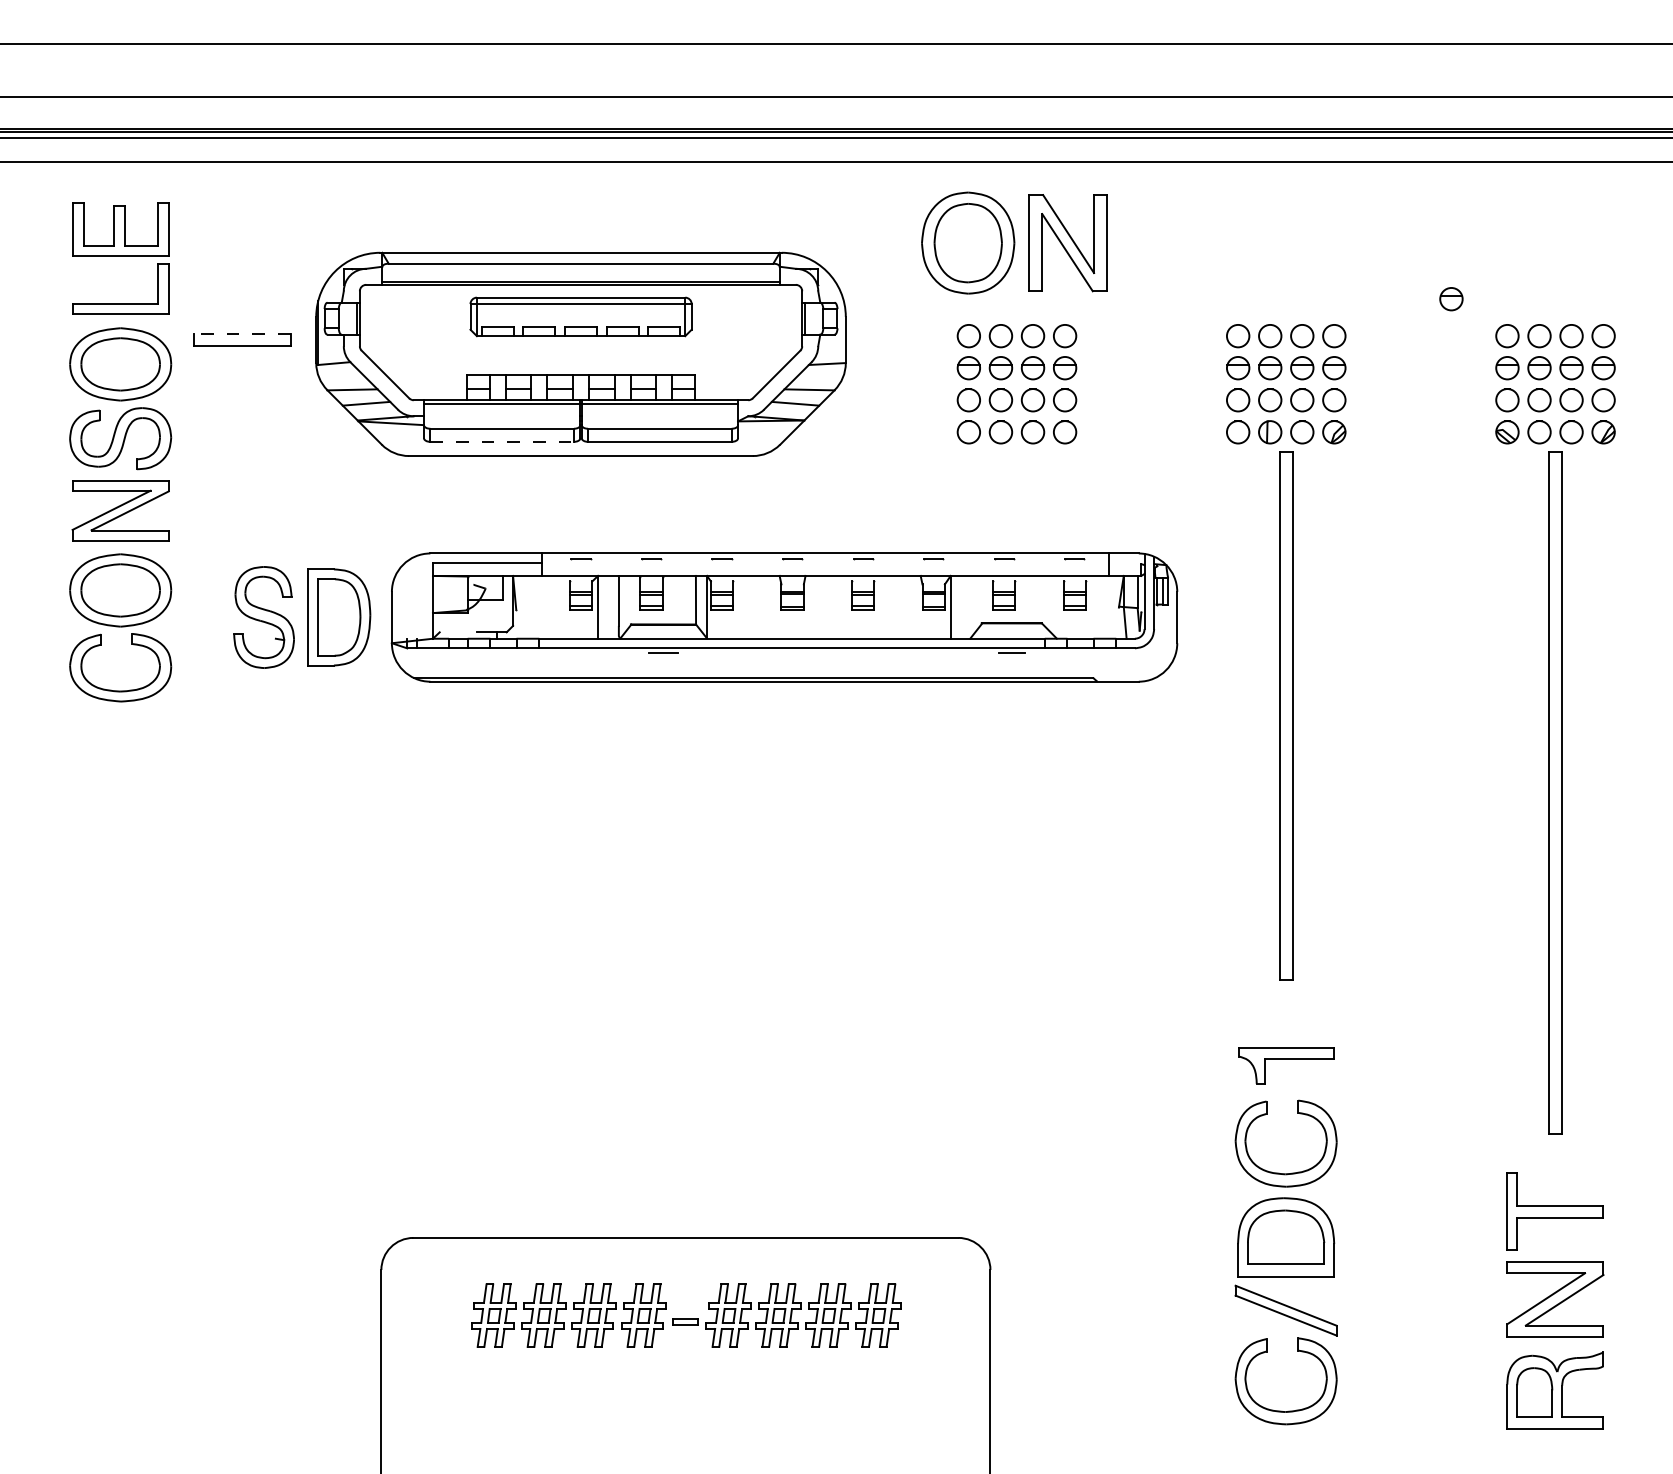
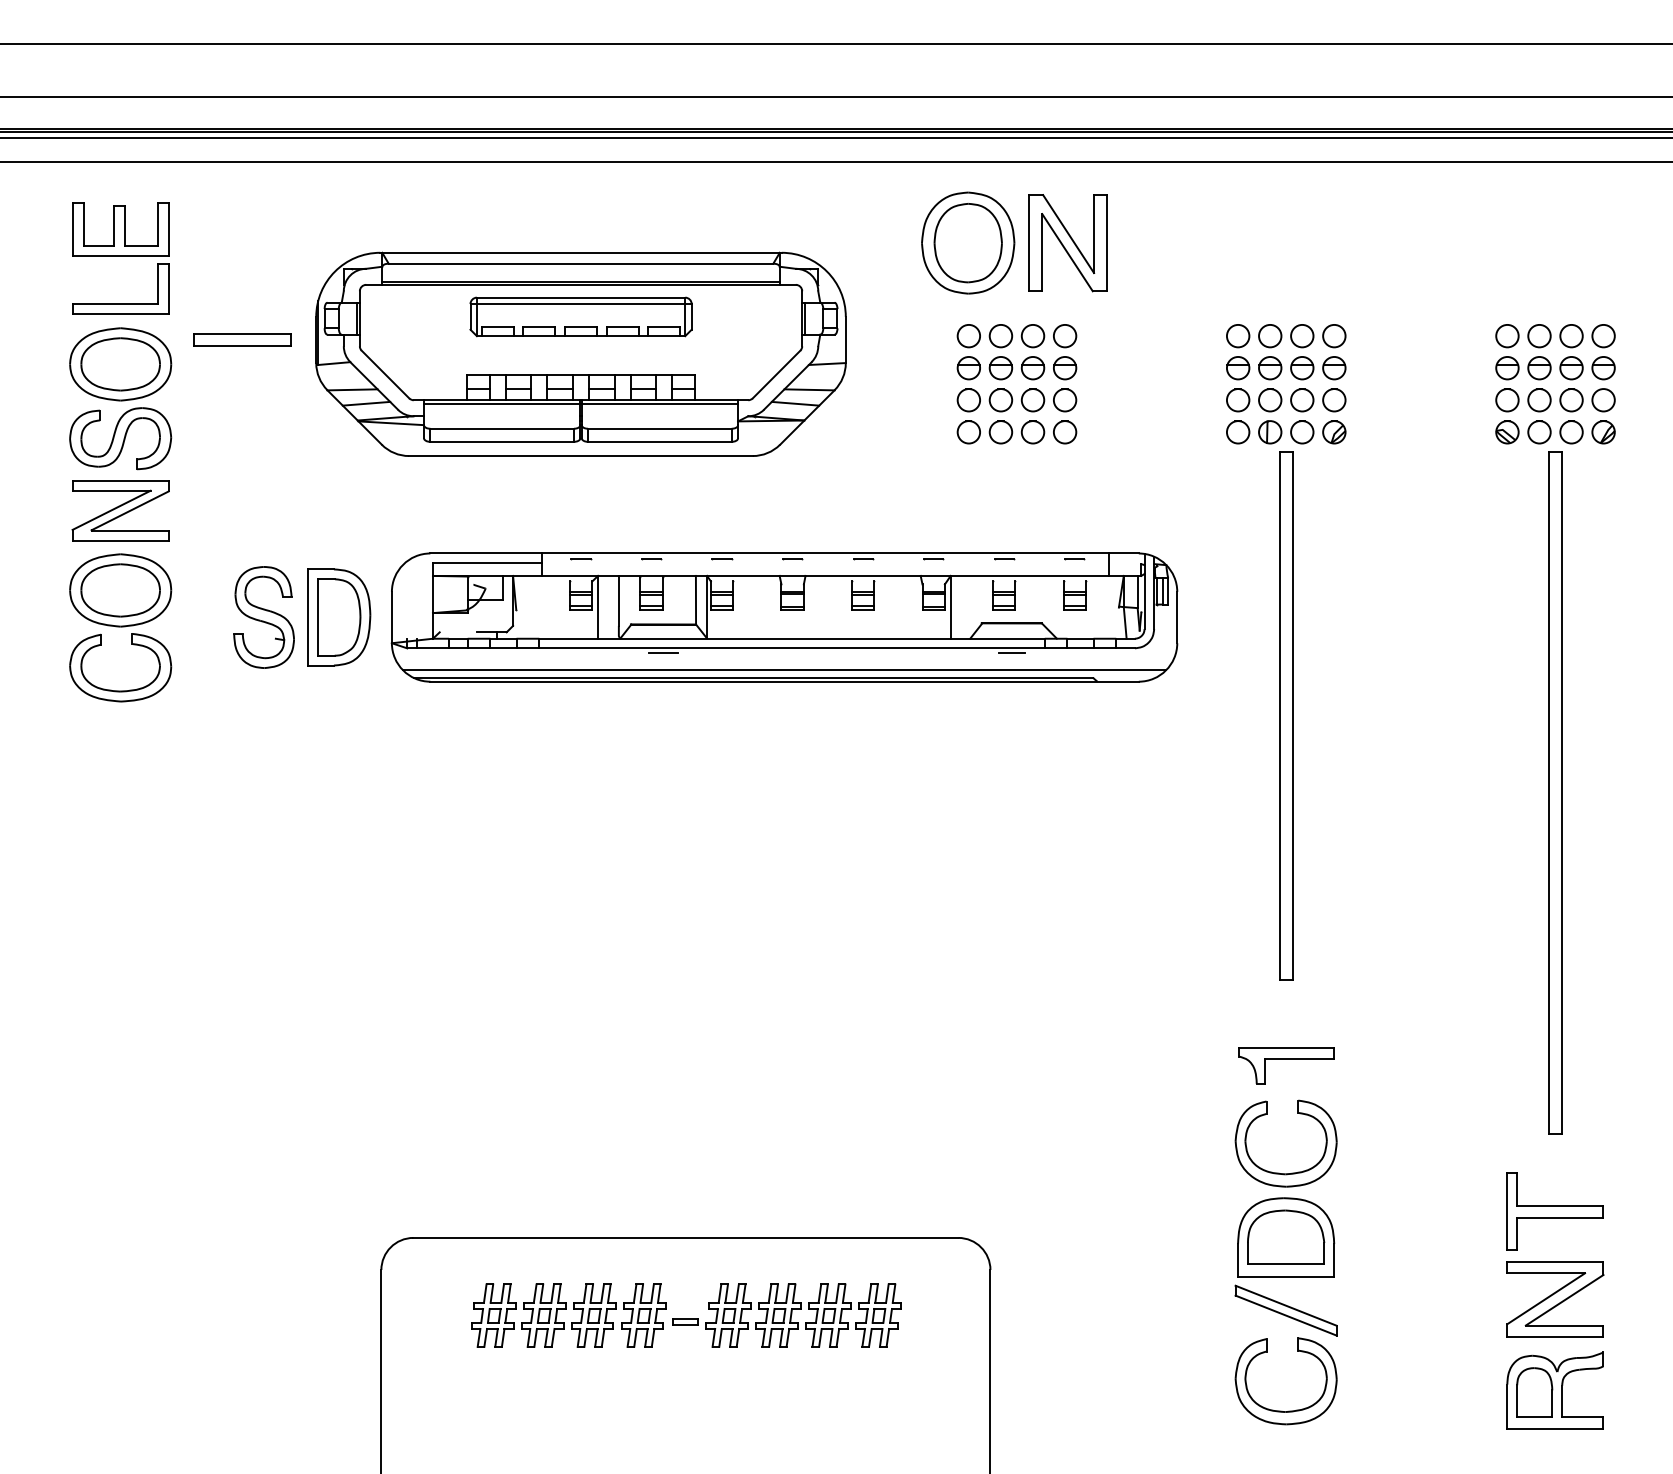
part: present -> none (1451, 299)
line: dashed -> solid (242, 333)
line: dashed -> solid (502, 441)
line: none -> present (784, 670)
